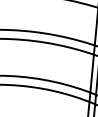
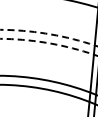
arc: solid -> dashed (49, 34)
arc: solid -> dashed (48, 43)
